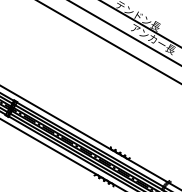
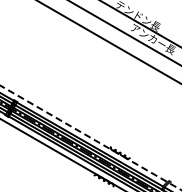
line: solid -> dashed (90, 137)
